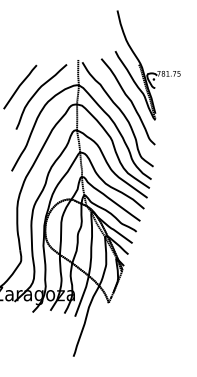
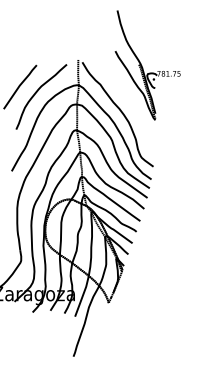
curve: present -> none (128, 99)
